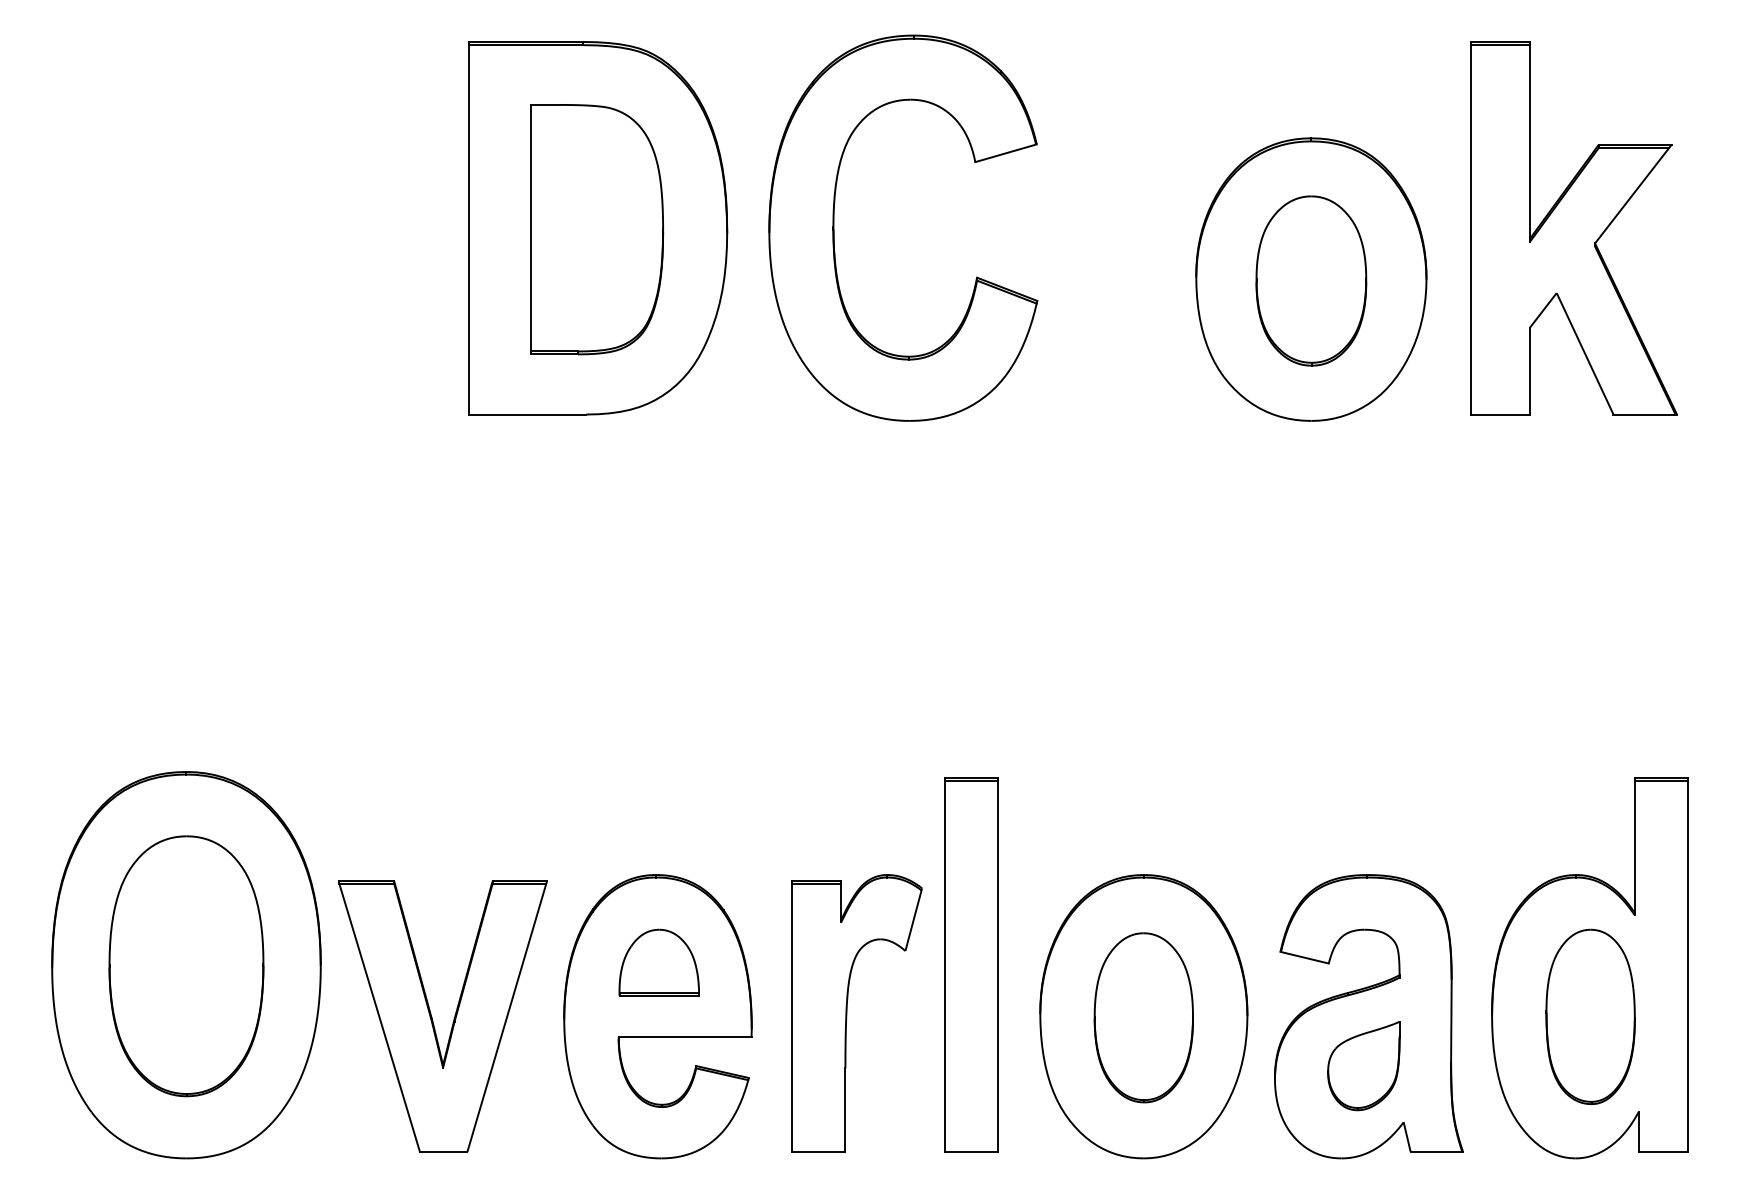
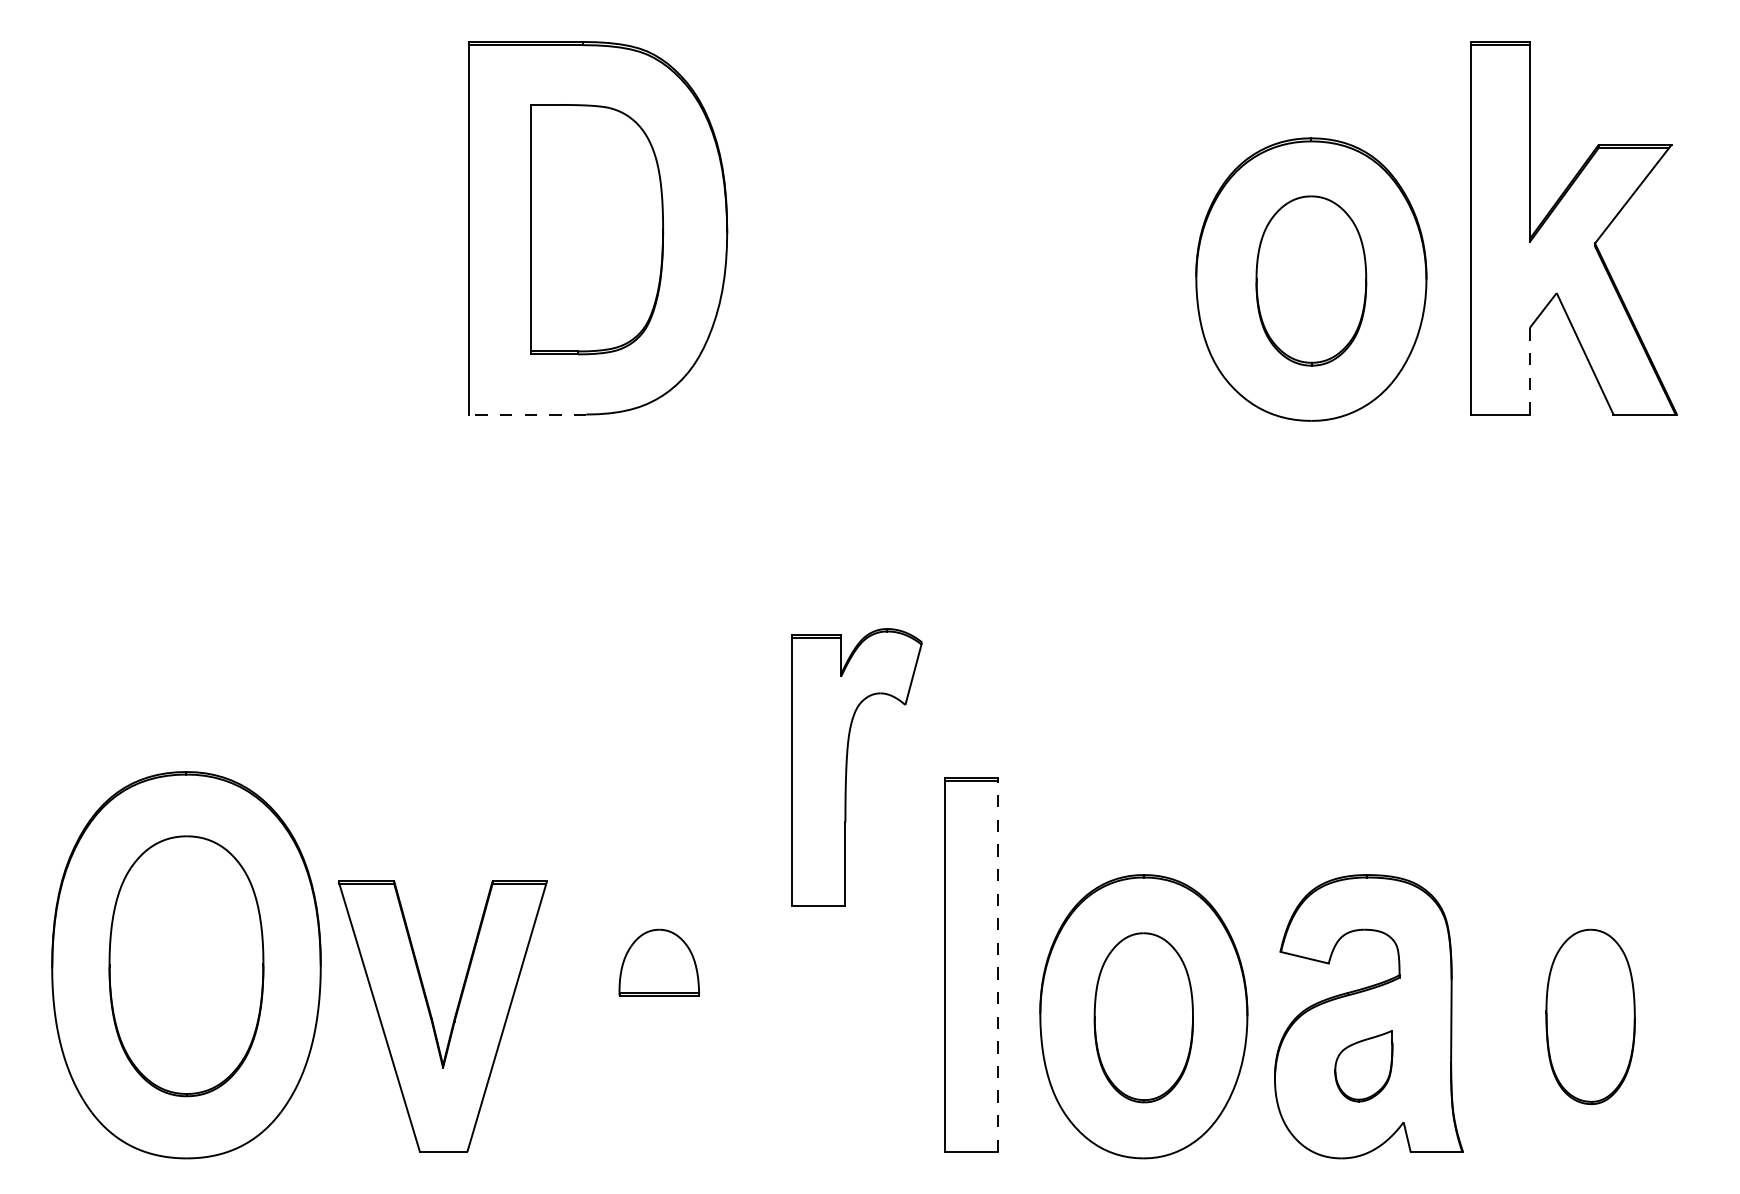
part: present -> none (834, 227)
line: solid -> dashed (1529, 370)
line: solid -> dashed (527, 414)
line: solid -> dashed (998, 965)
part: present -> none (1589, 968)
part position: (847, 1013) -> (847, 767) (847, 767)
part: present -> none (657, 1016)
part size: 74x91 px -> 60x73 px (1363, 1066)
